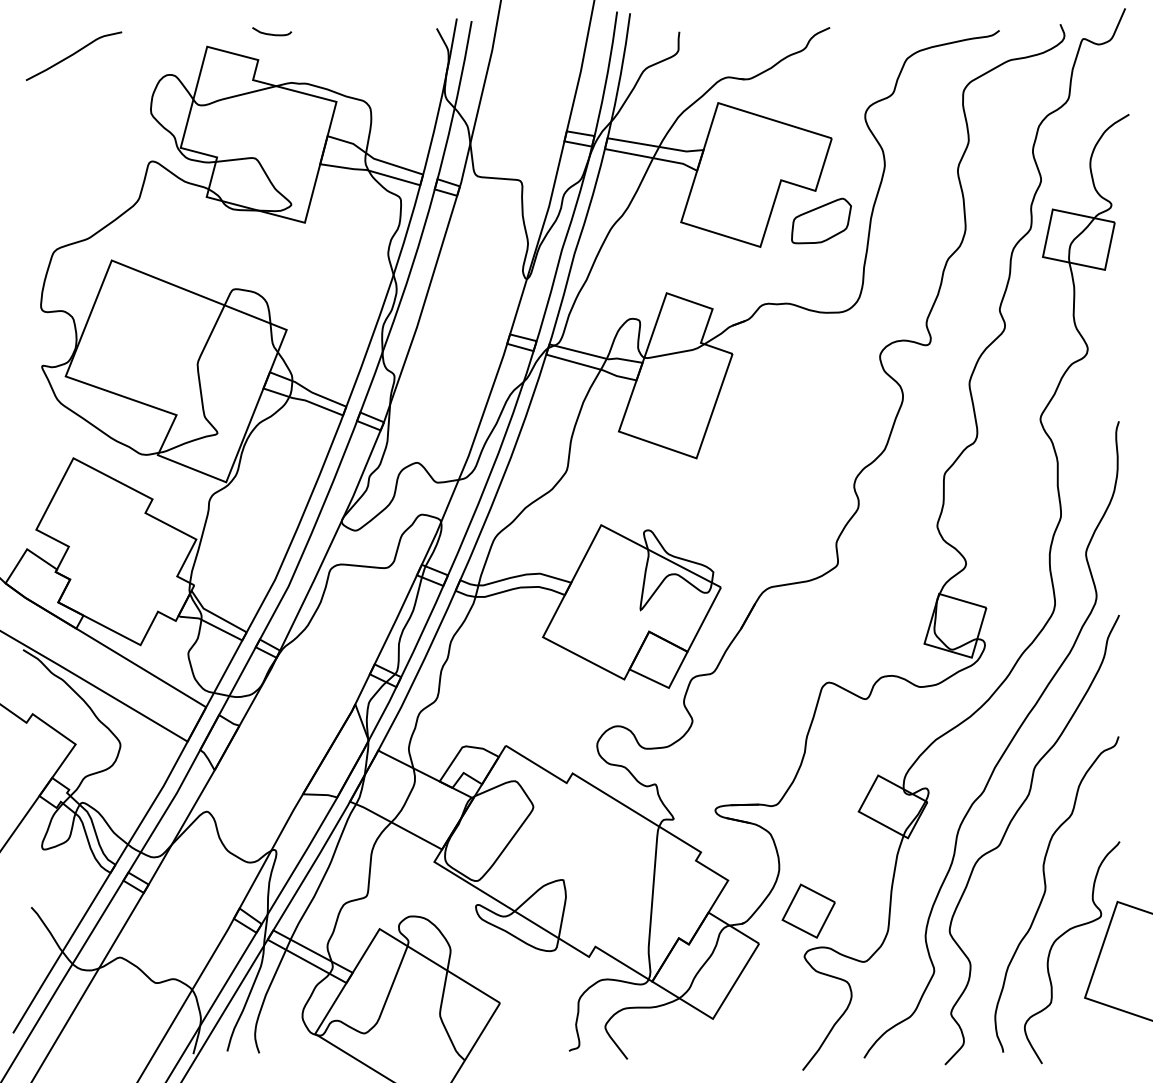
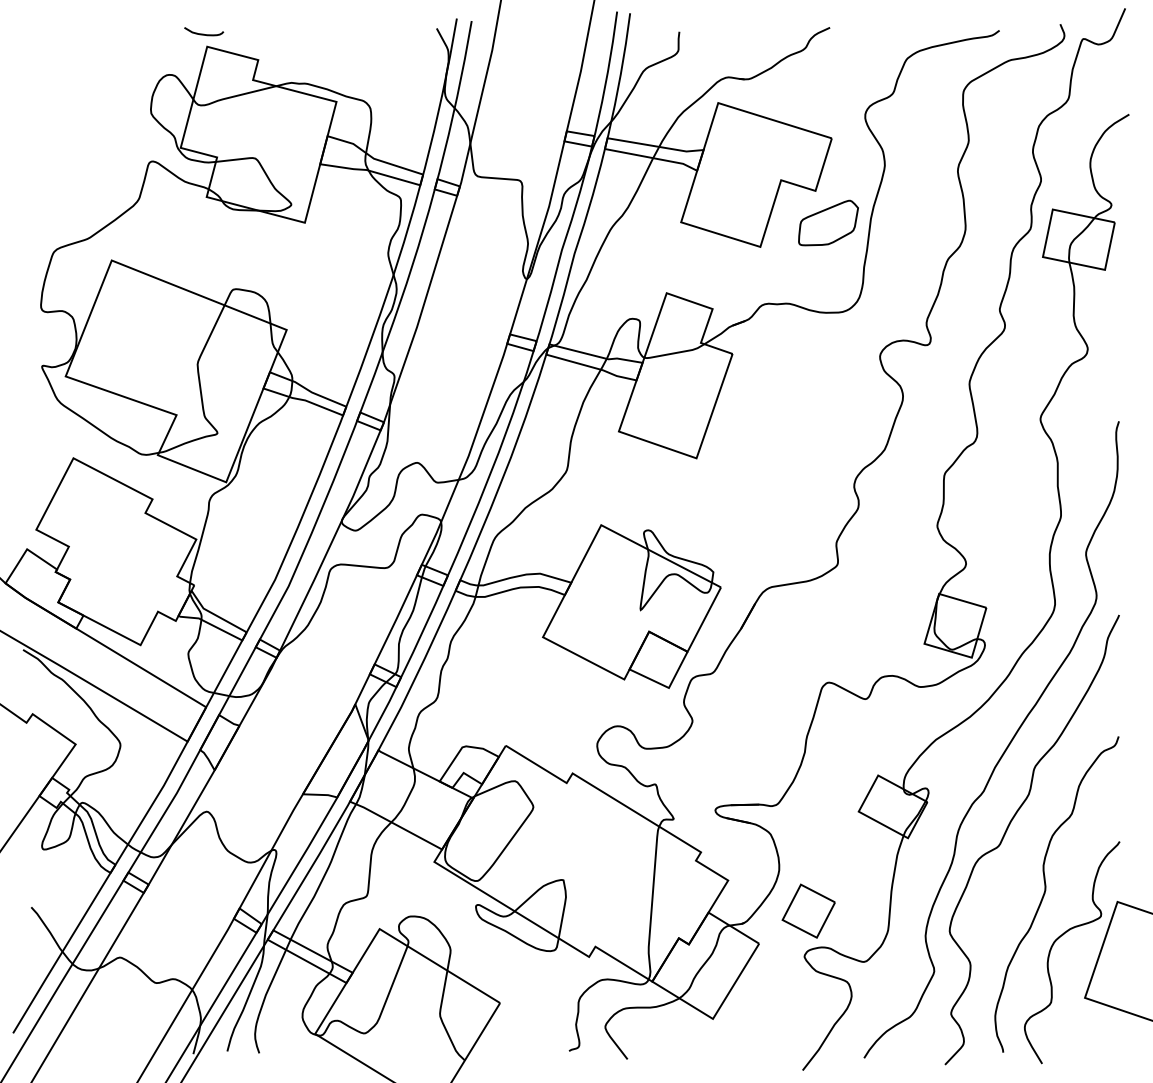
curve position: (271, 33) -> (203, 33) (203, 33)
curve: present -> none (73, 55)
part position: (821, 220) -> (828, 222) (828, 222)
